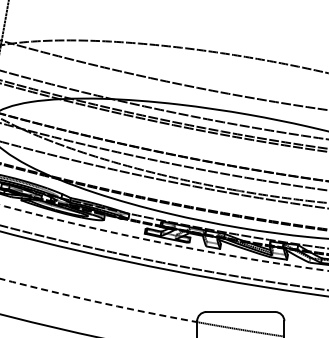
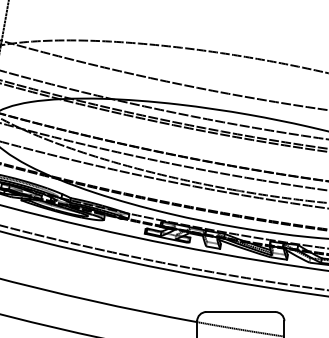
arc: dashed -> solid (164, 243)
arc: dashed -> solid (98, 302)
